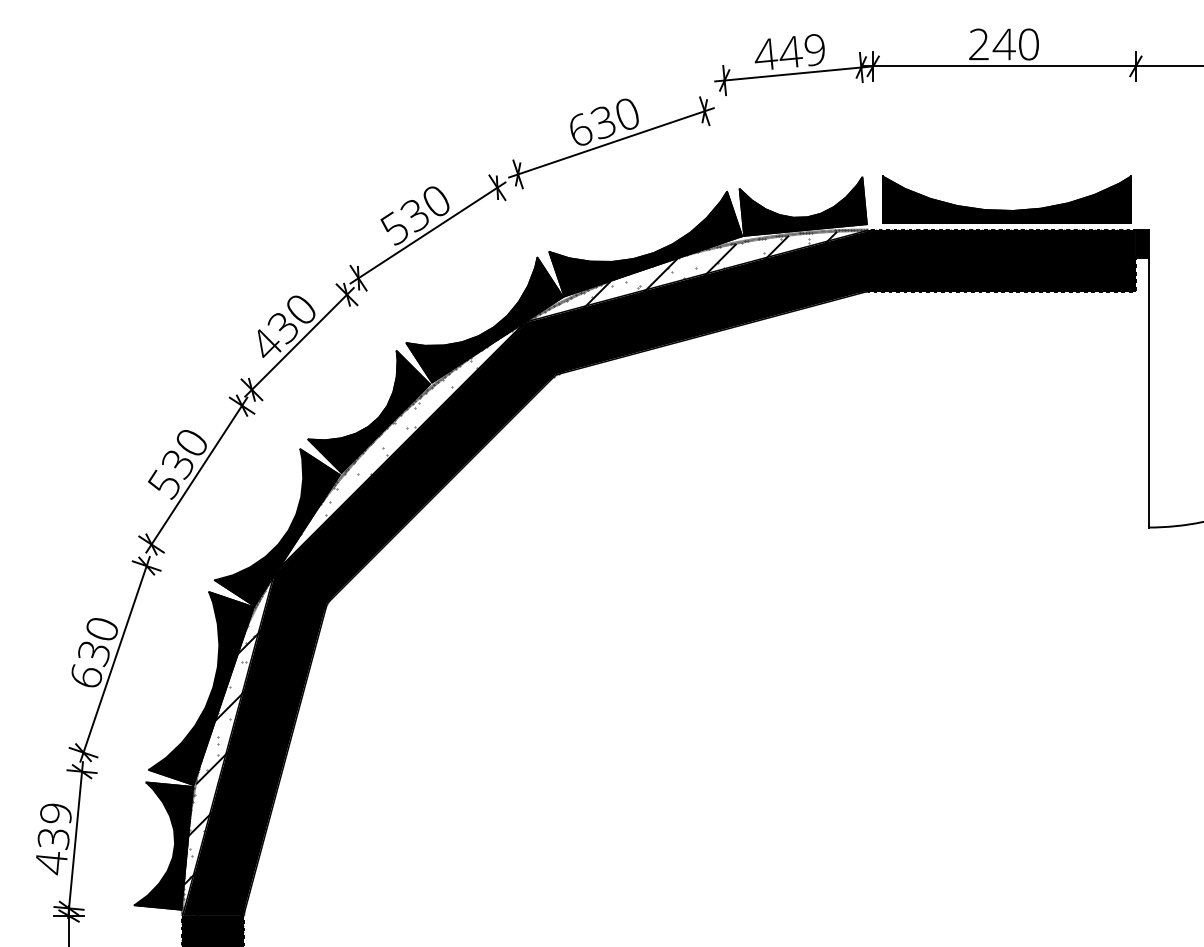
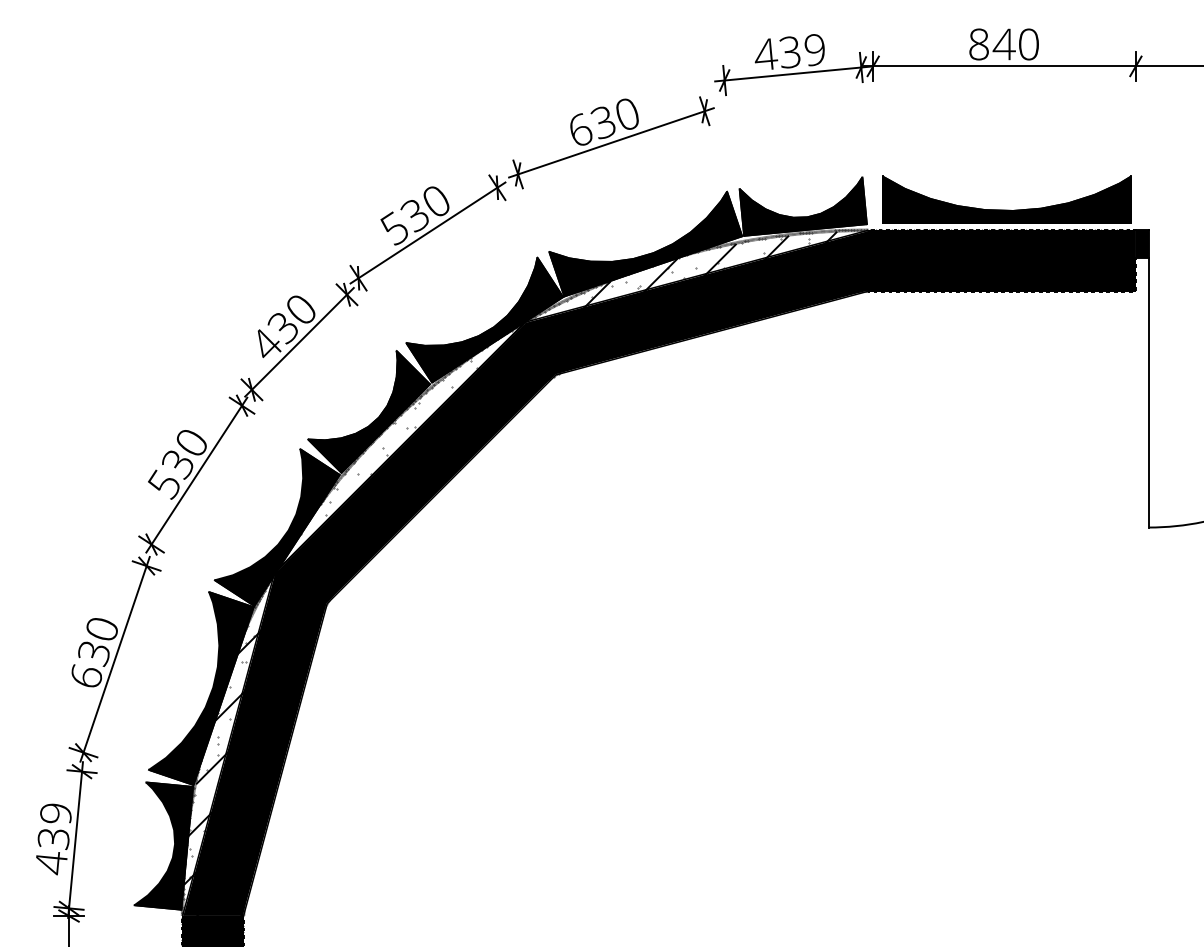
text: 240 -> 840 (978, 44)
text: 449 -> 439 (790, 52)
